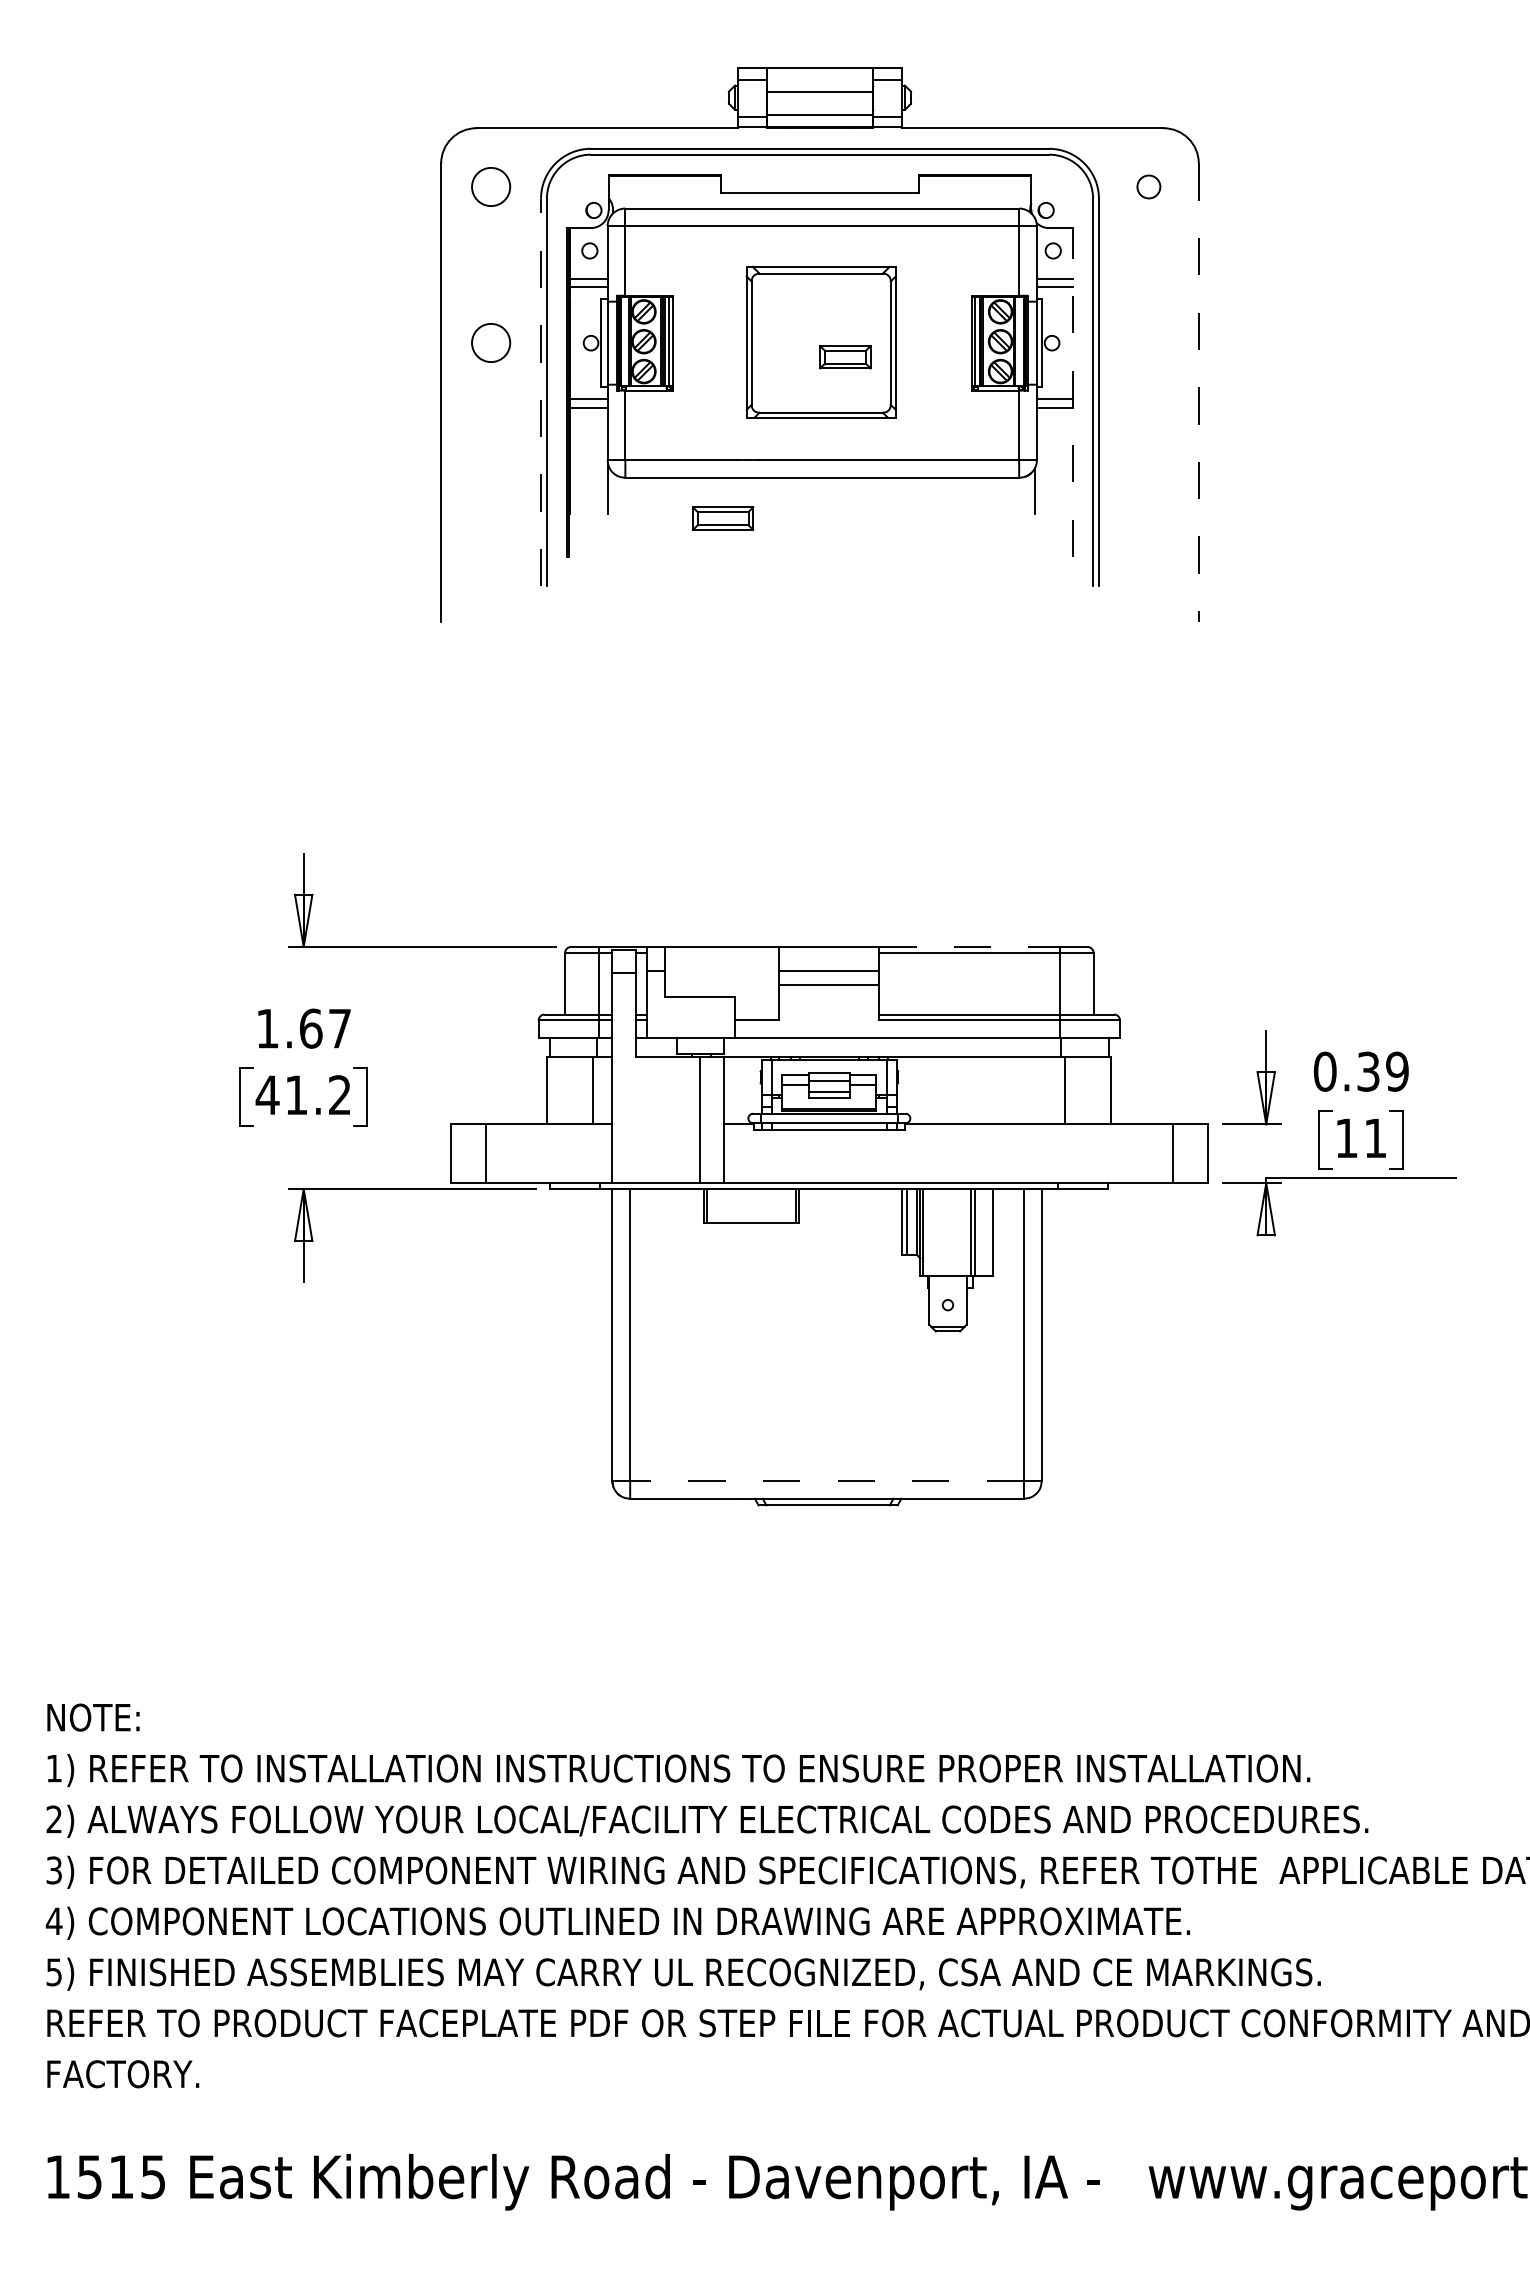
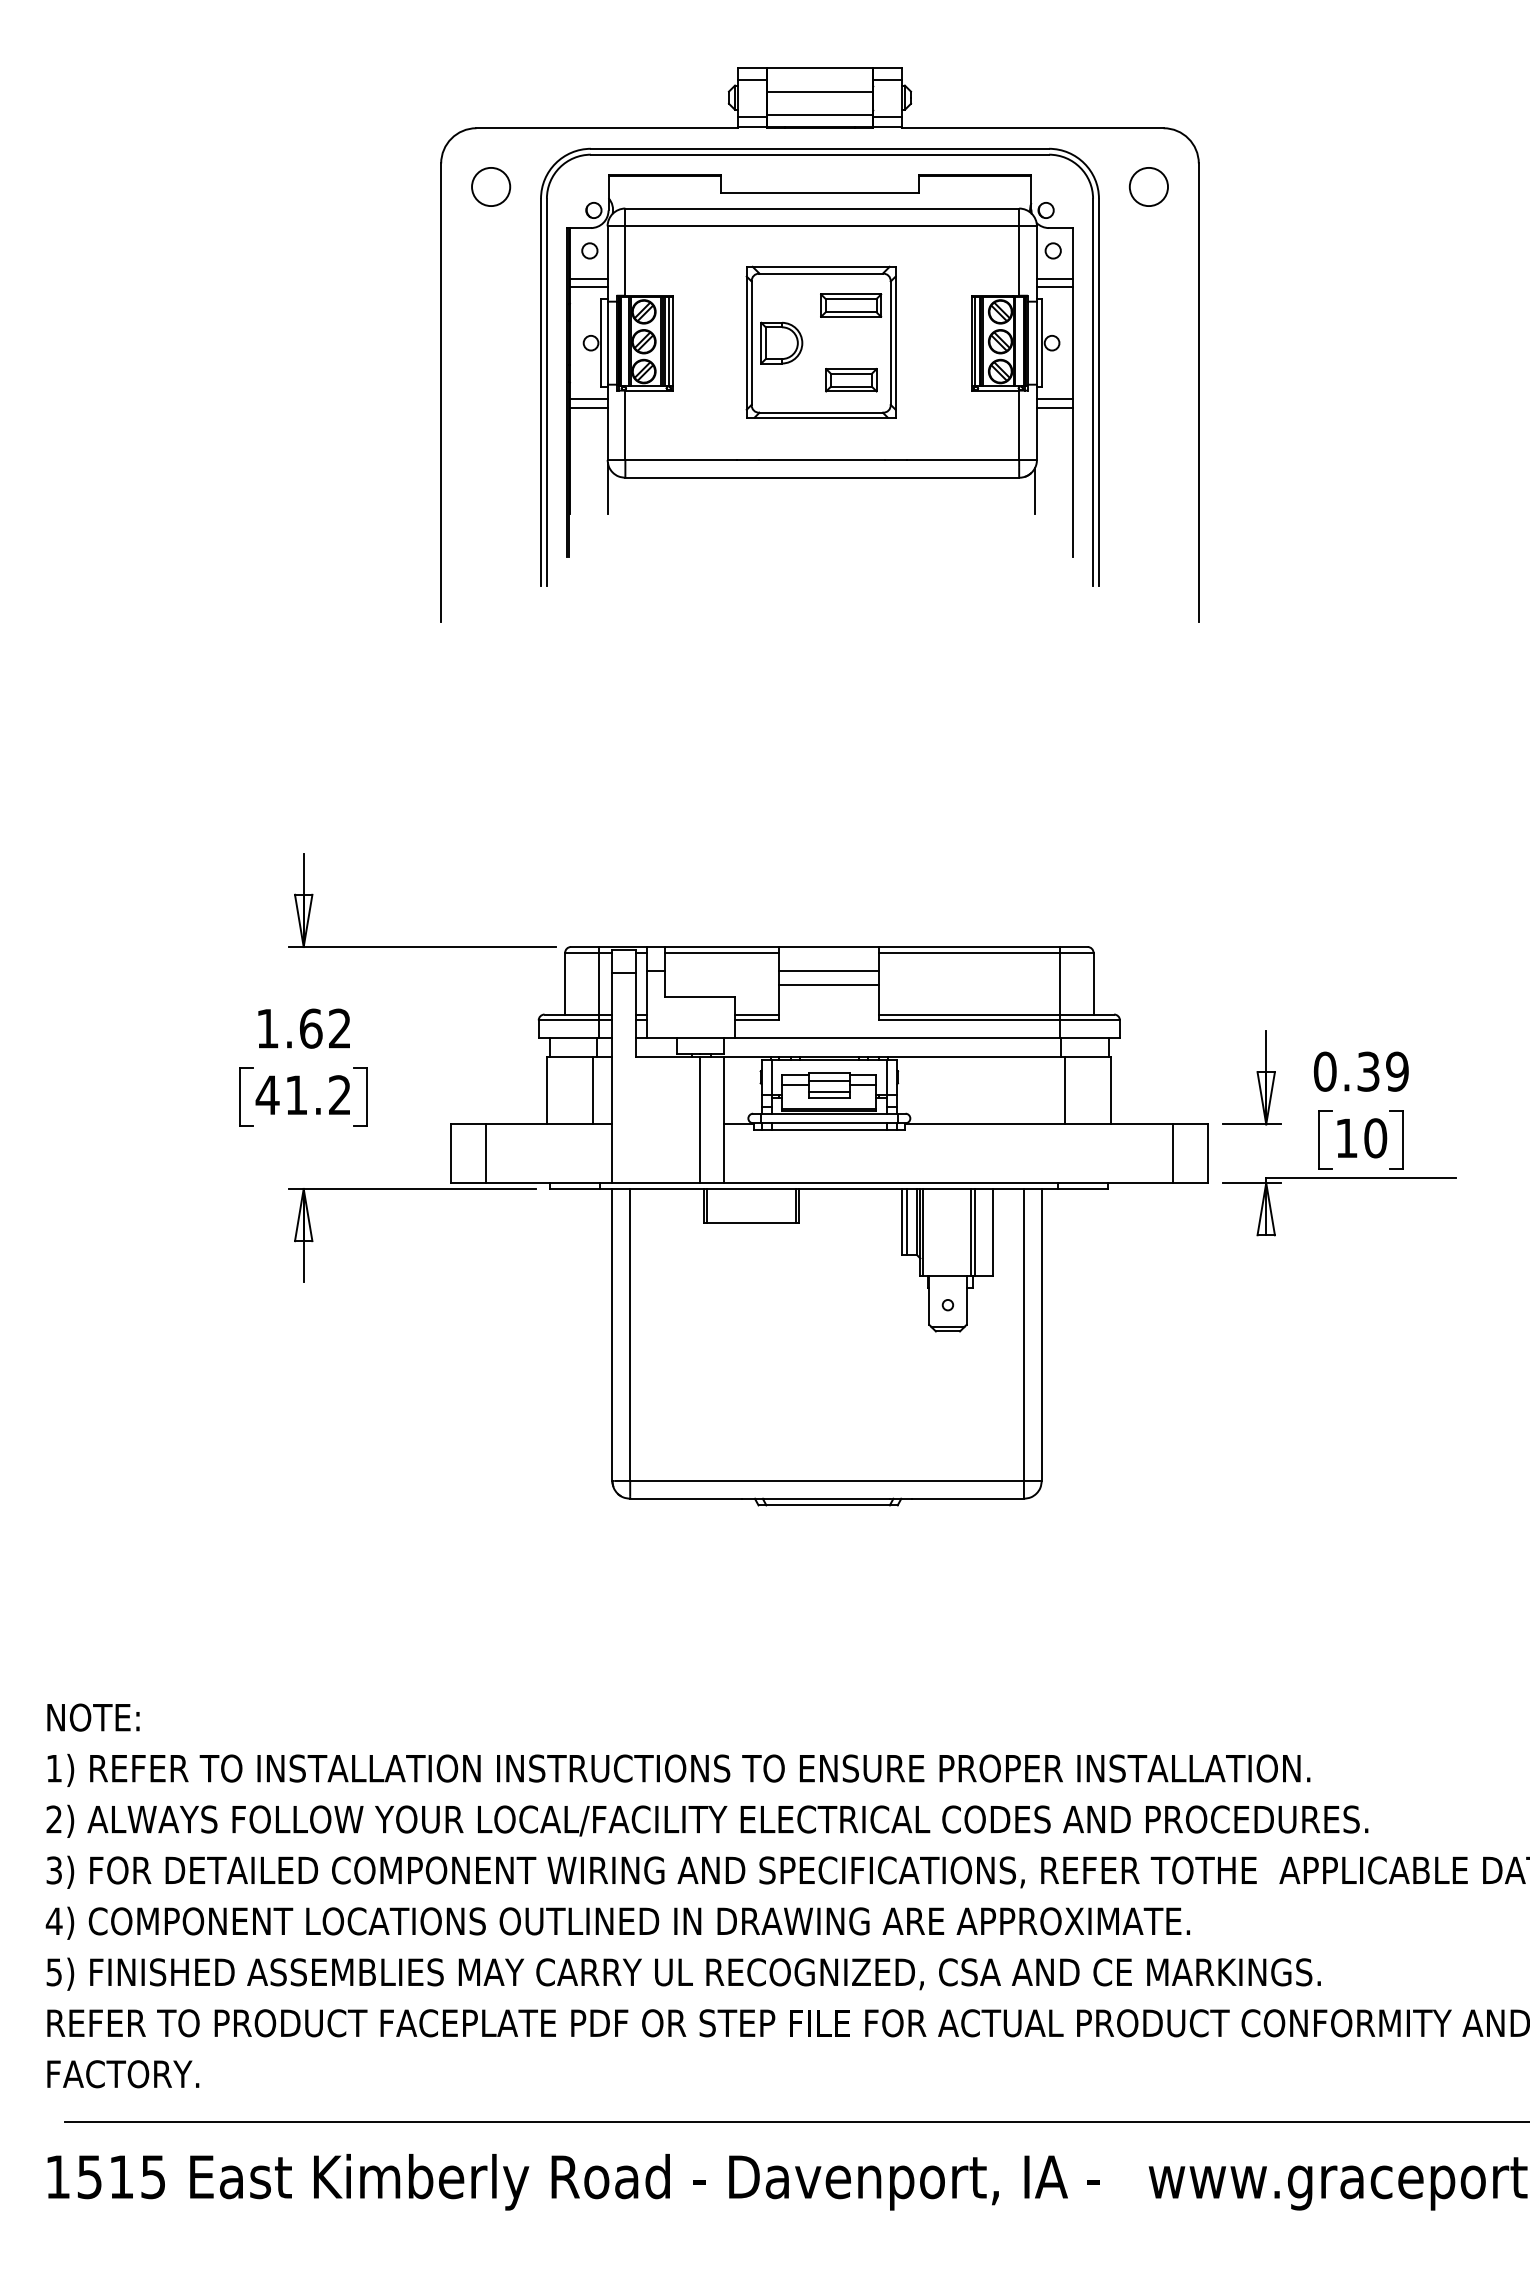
circle diameter: 23 px -> 38 px (1148, 186)
circle: present -> none (491, 342)
part: none -> present (781, 342)
part position: (845, 357) -> (851, 380) (851, 380)
line: dashed -> solid (541, 392)
line: dashed -> solid (1072, 392)
line: dashed -> solid (1198, 393)
part position: (723, 518) -> (851, 305) (851, 305)
line: dashed -> solid (969, 947)
line: none -> present (721, 952)
line: none -> present (757, 1014)
text: 1.67 -> 1.62 (339, 1028)
text: 11 -> 10 (1375, 1138)
line: dashed -> solid (827, 1480)
line: none -> present (795, 2122)
